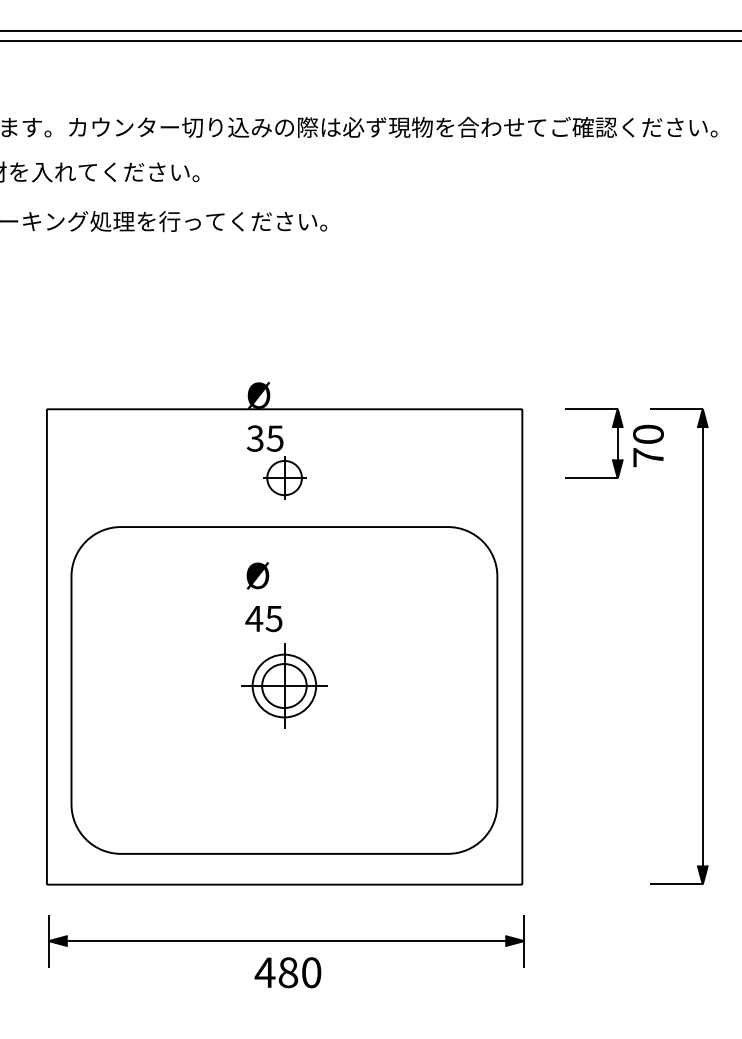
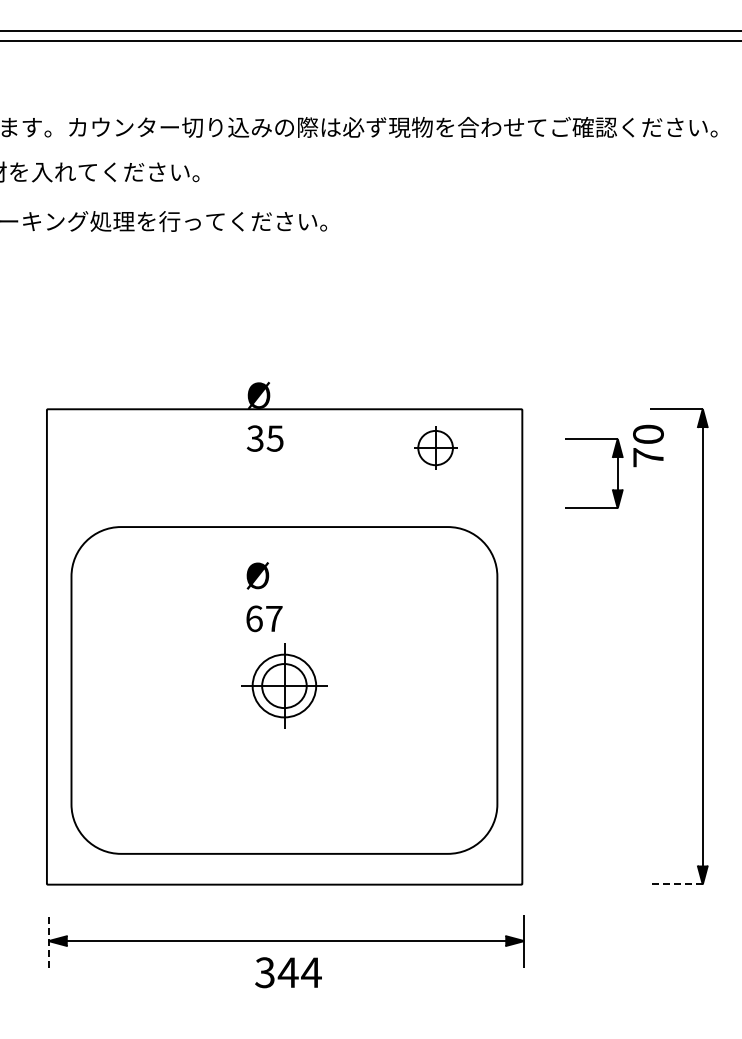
part position: (617, 443) -> (617, 473) (617, 473)
part position: (284, 477) -> (435, 447) (435, 447)
text: 45 -> 67 (263, 618)
line: solid -> dashed (675, 884)
line: solid -> dashed (48, 940)
text: 480 -> 344 (287, 972)
